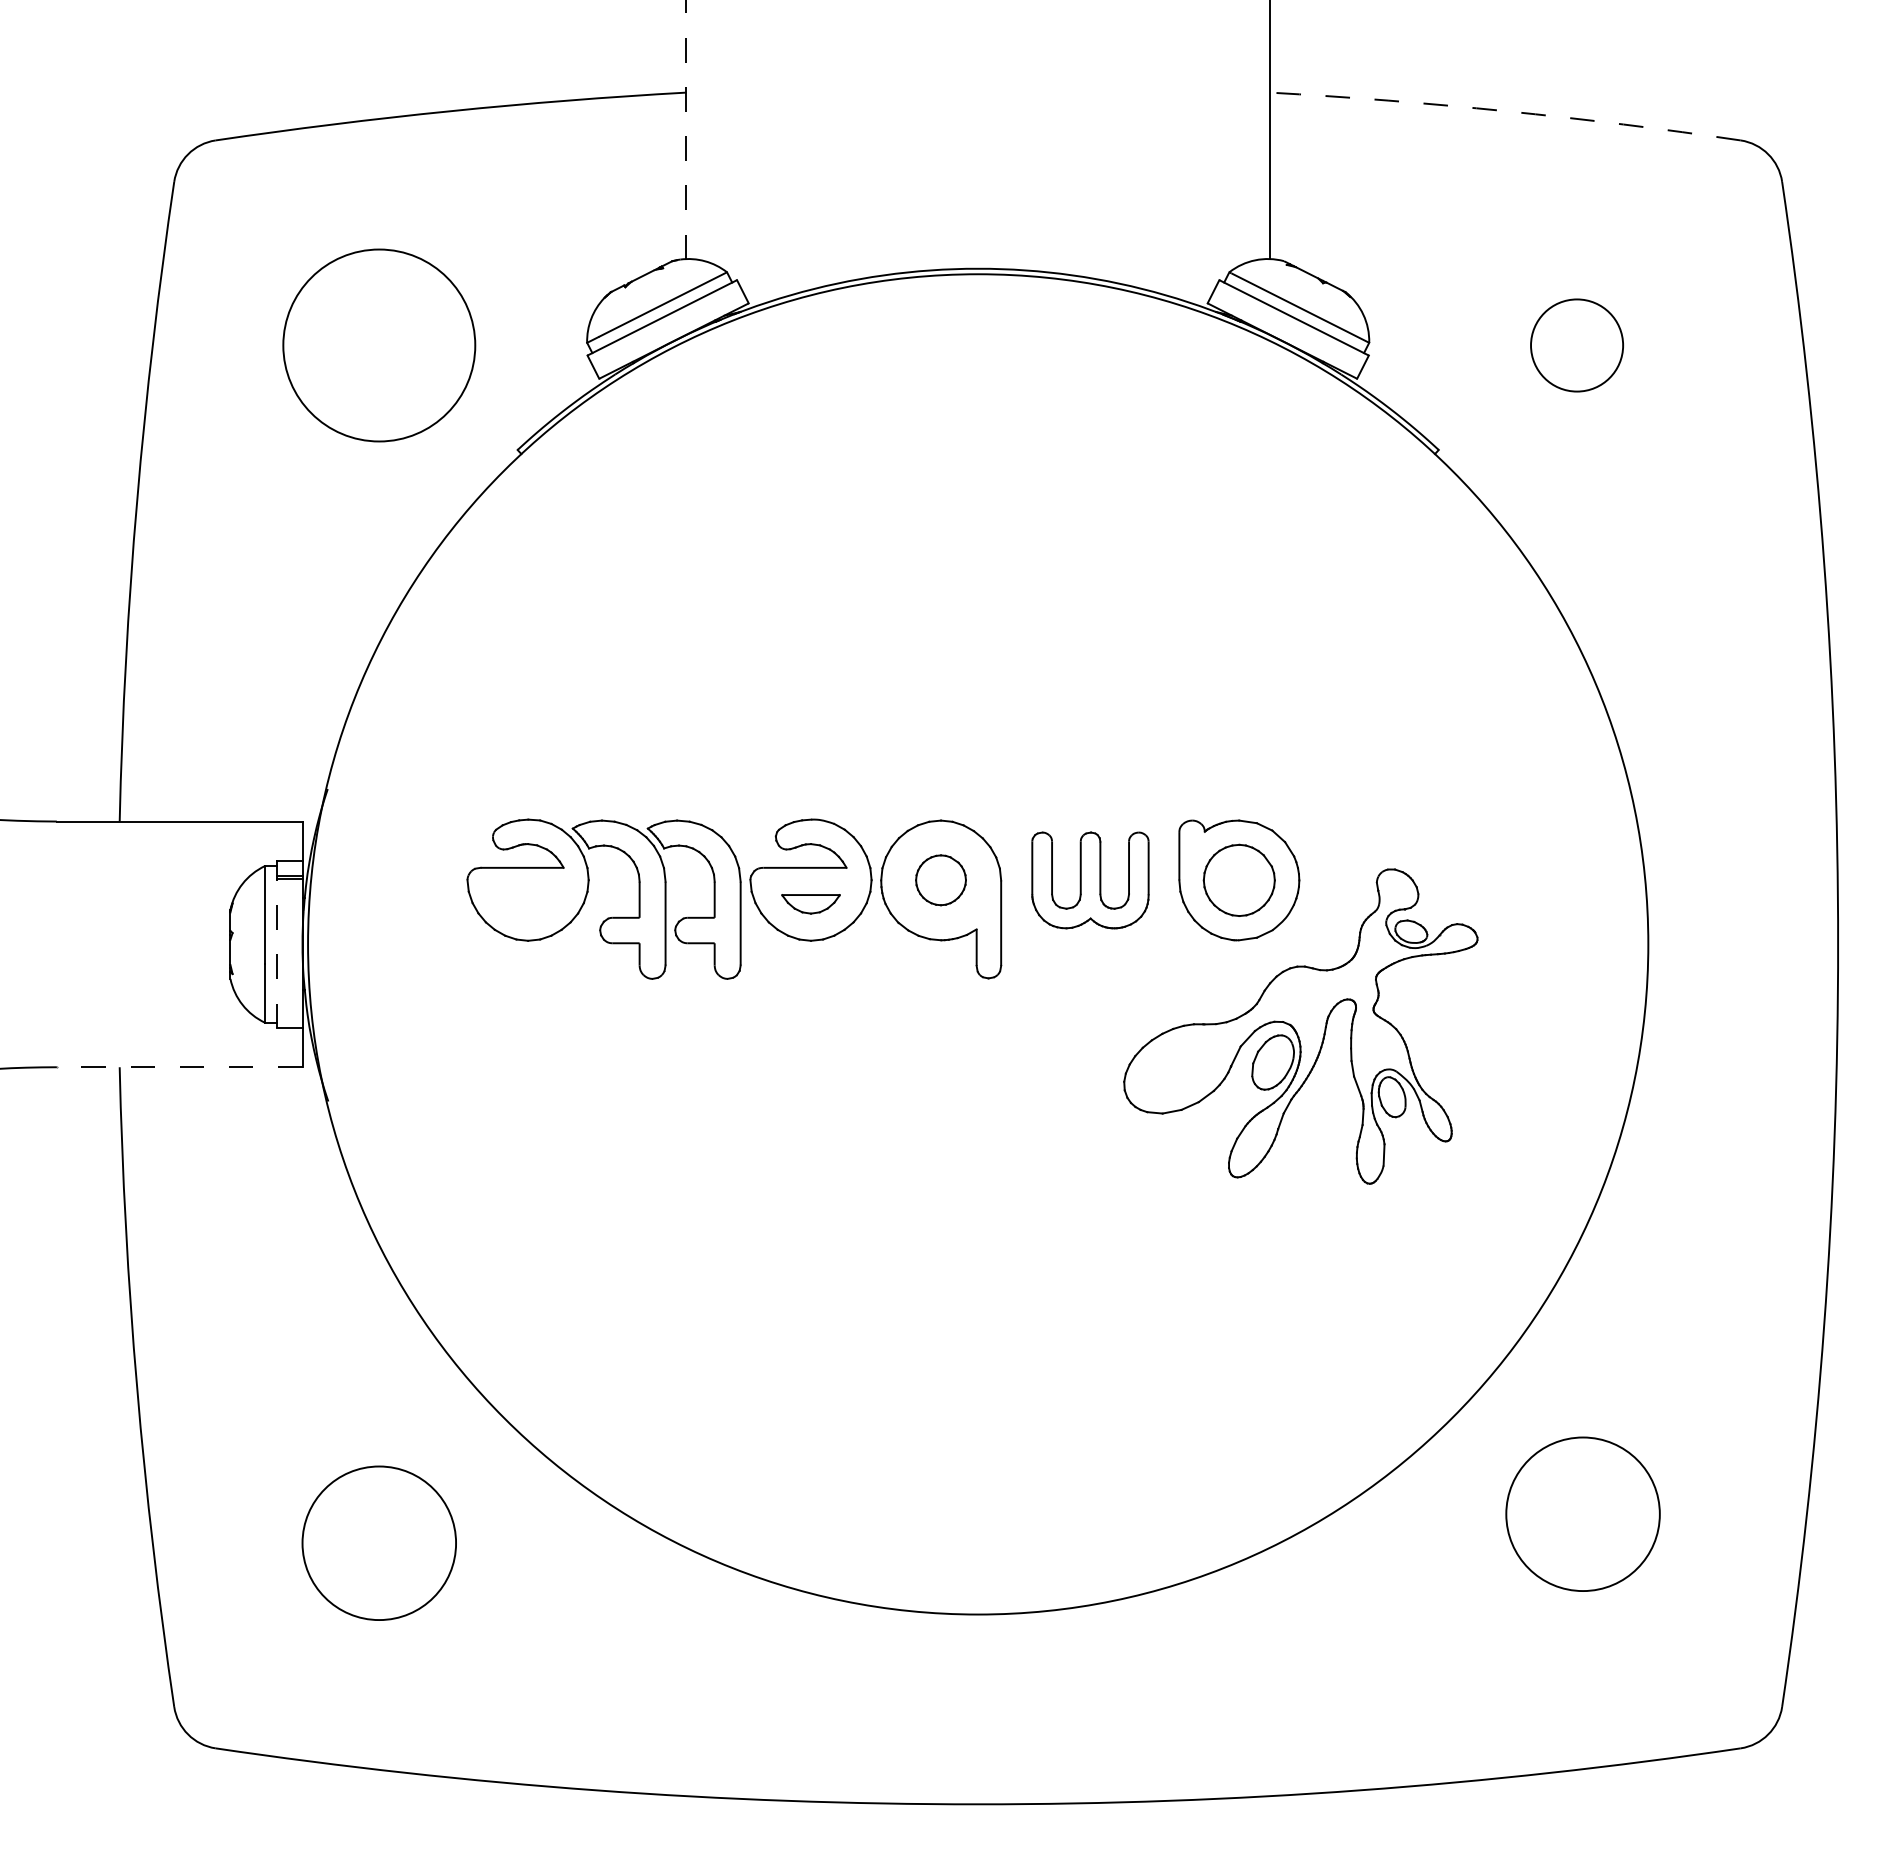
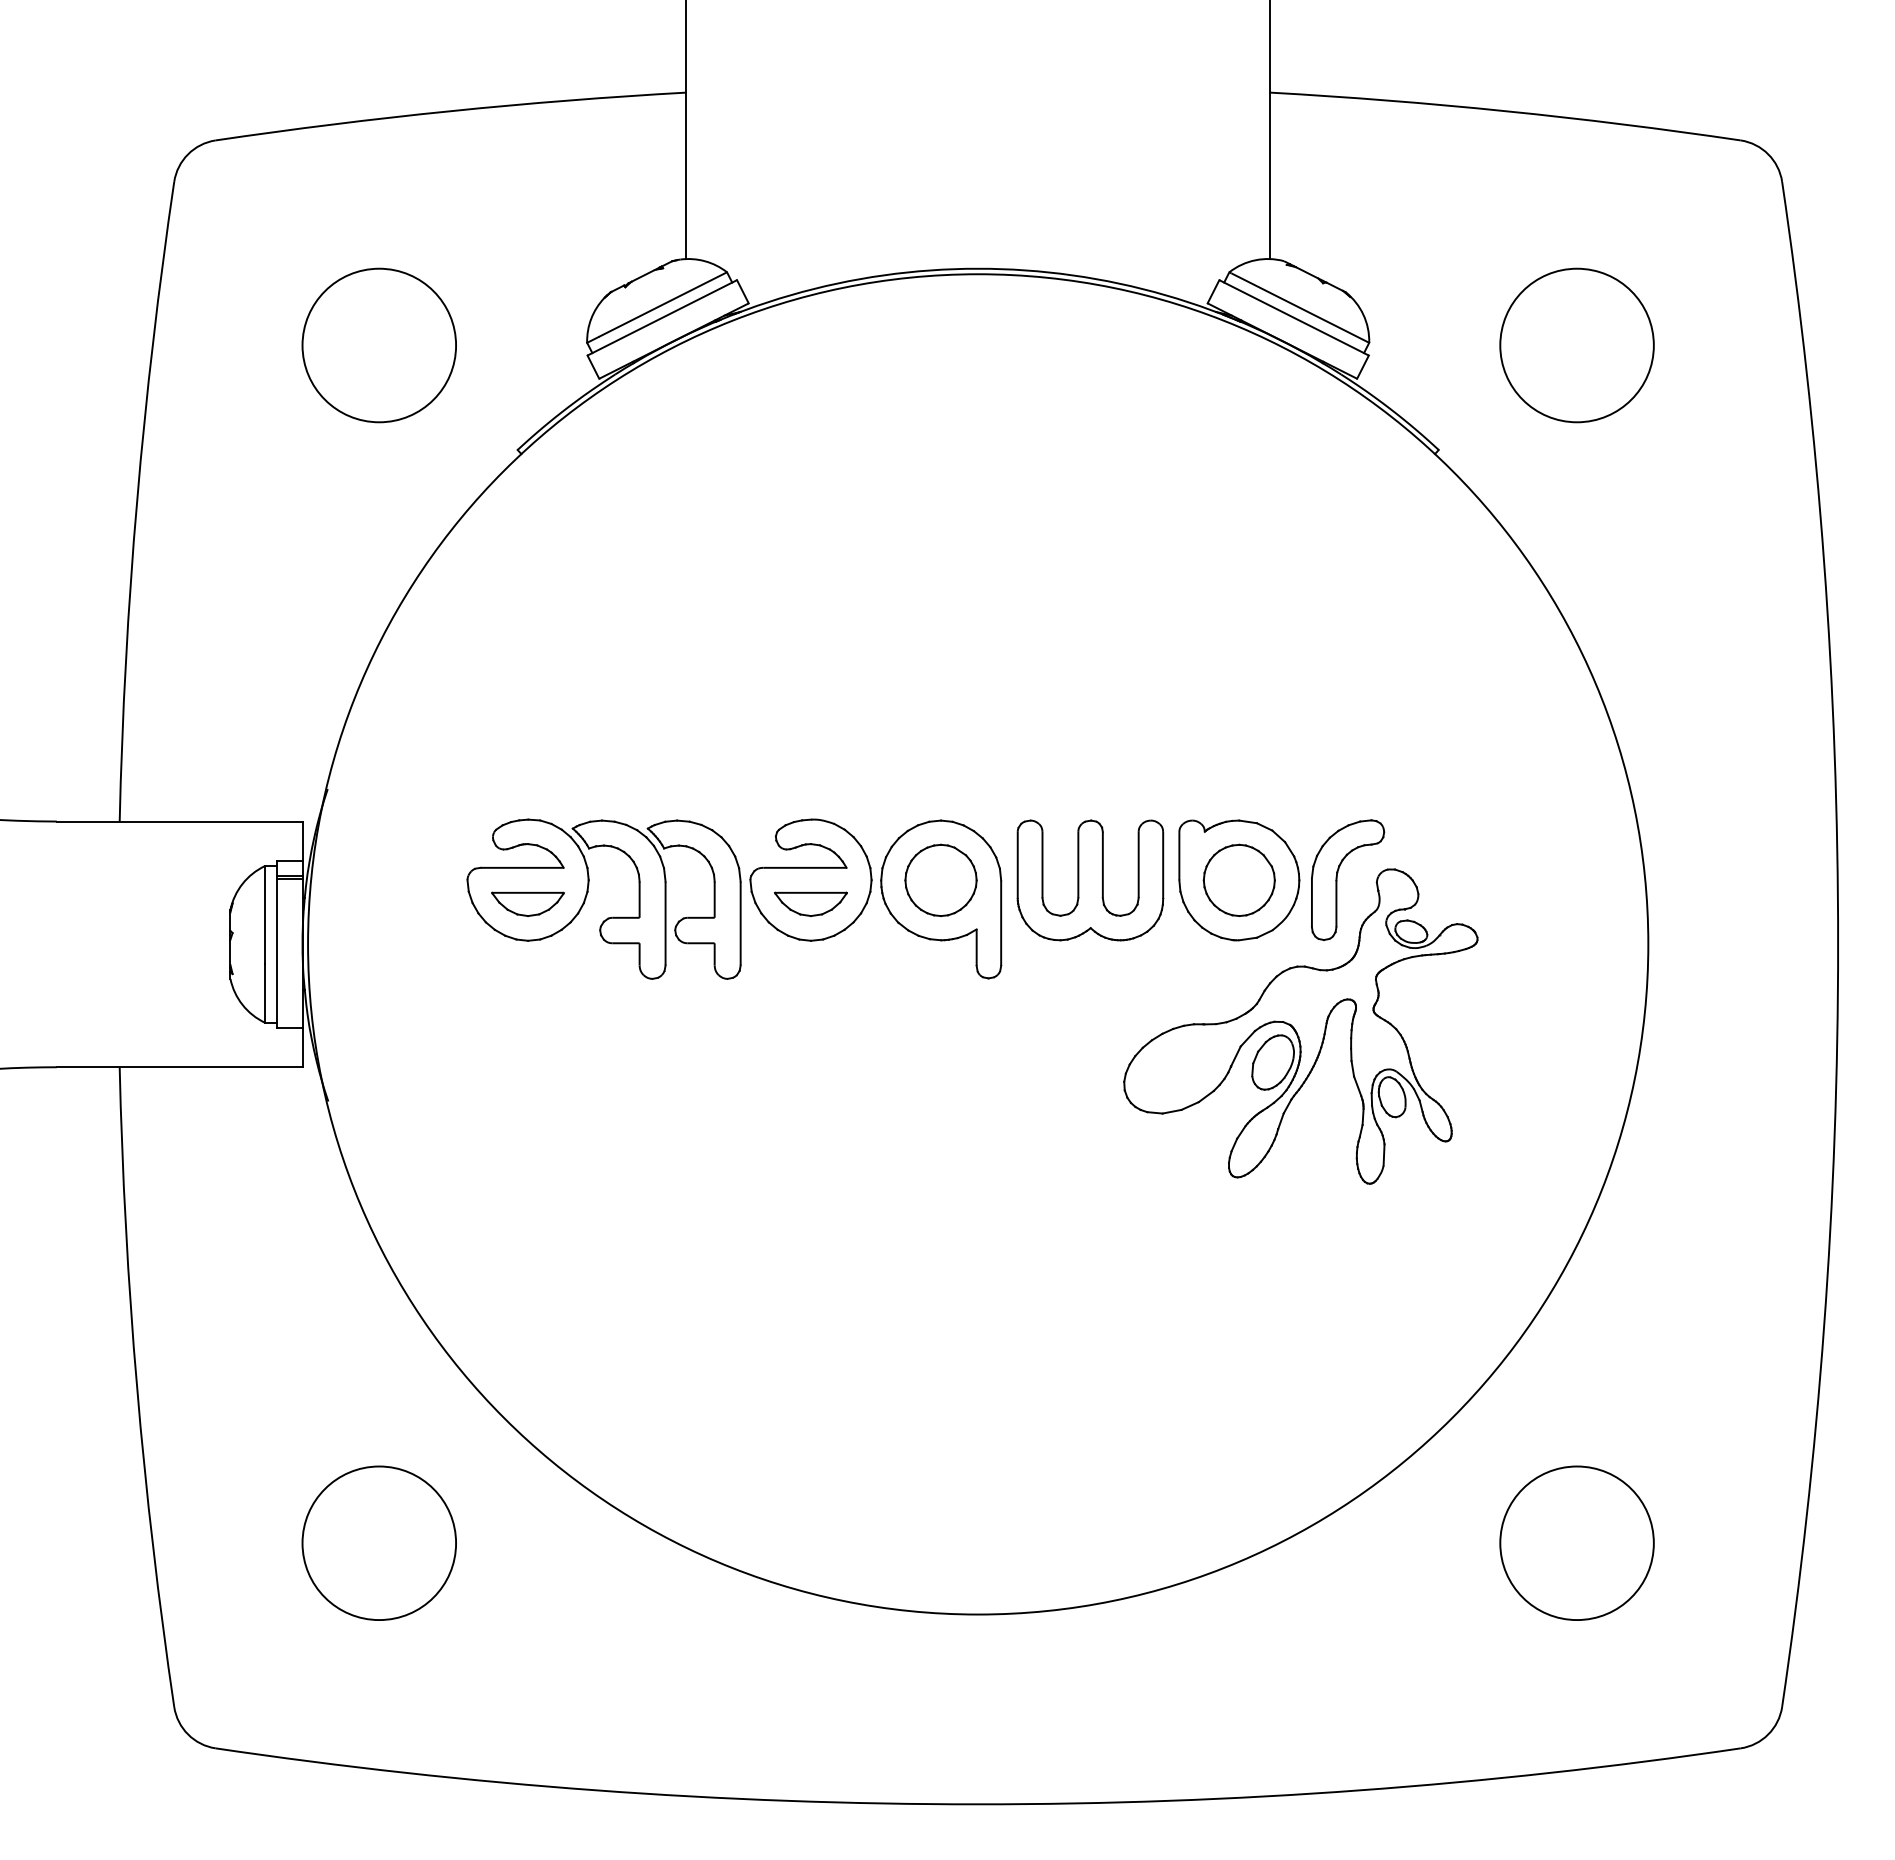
arc: dashed -> solid (1505, 111)
line: dashed -> solid (686, 129)
circle diameter: 192 px -> 154 px (379, 345)
circle diameter: 92 px -> 154 px (1576, 345)
part: none -> present (1337, 879)
part size: 52x53 px -> 74x74 px (940, 879)
part size: 119x99 px -> 149x123 px (1090, 880)
part: none -> present (527, 903)
part size: 60x21 px -> 74x26 px (810, 903)
line: dashed -> solid (276, 953)
line: dashed -> solid (179, 1067)
circle position: (1582, 1513) -> (1576, 1542) (1576, 1542)
